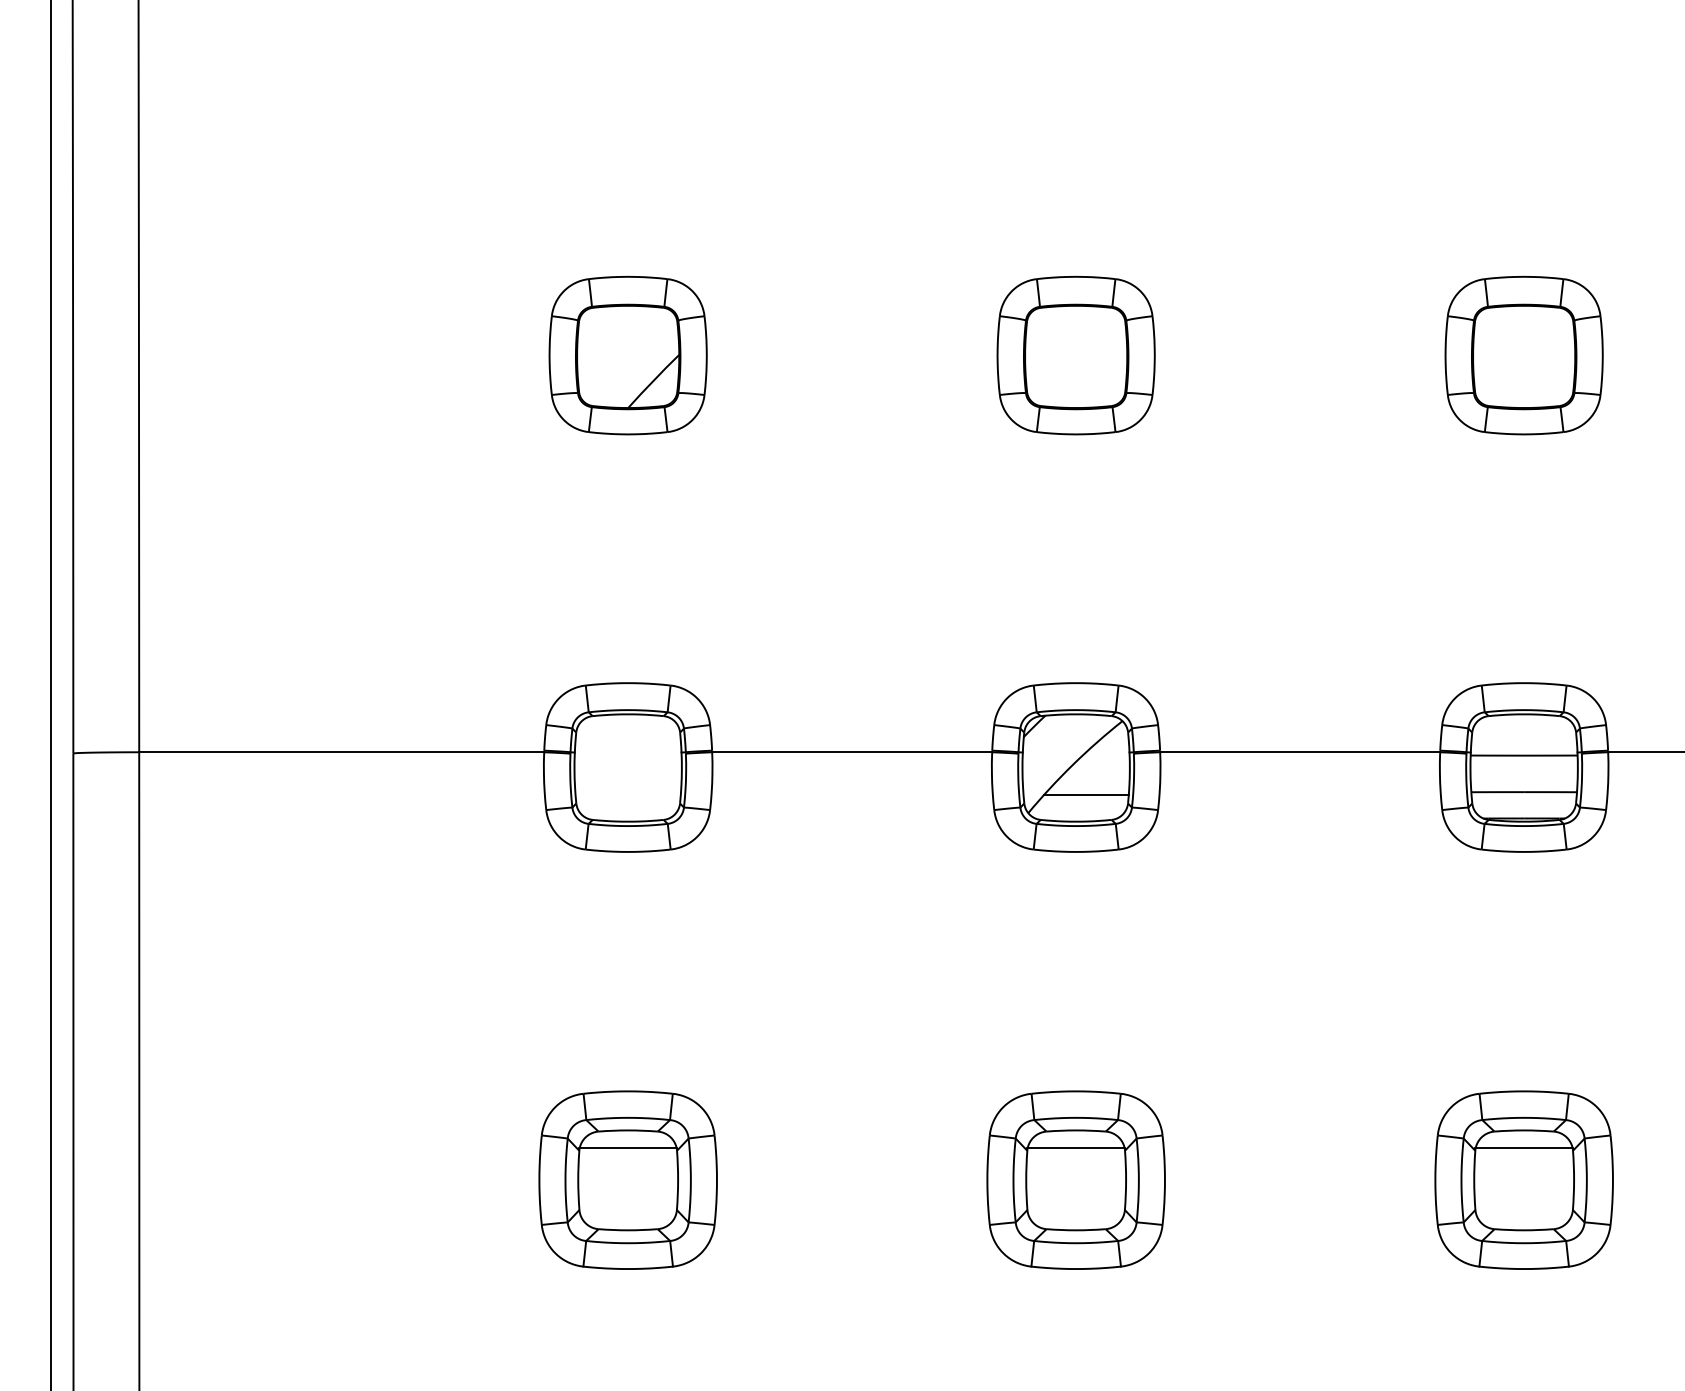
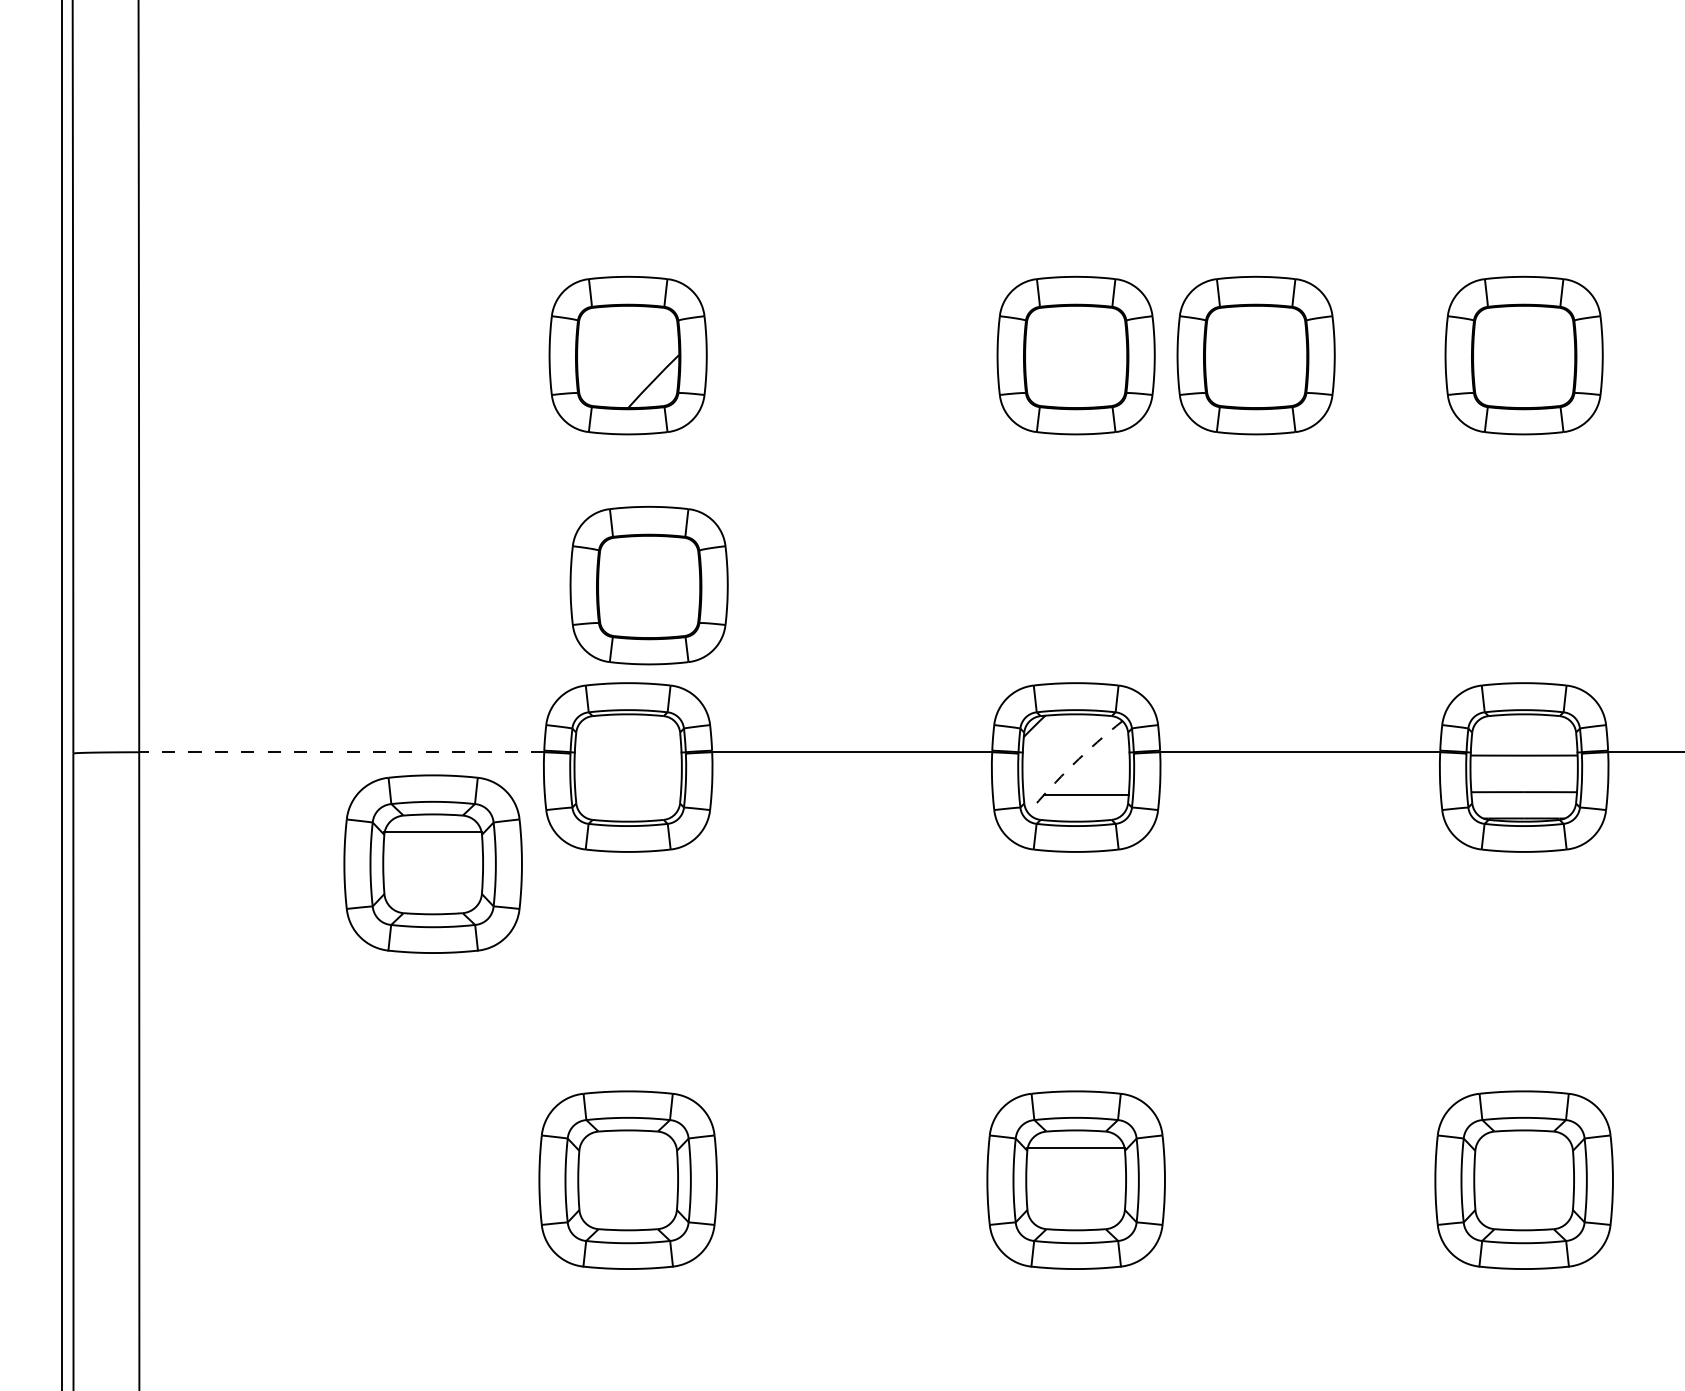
part: none -> present (1255, 355)
part: none -> present (648, 585)
line position: (50, 694) -> (61, 694) (61, 694)
line: solid -> dashed (341, 752)
arc: solid -> dashed (1073, 764)
part: none -> present (432, 863)
line: present -> none (628, 1147)
line: present -> none (1524, 1147)
